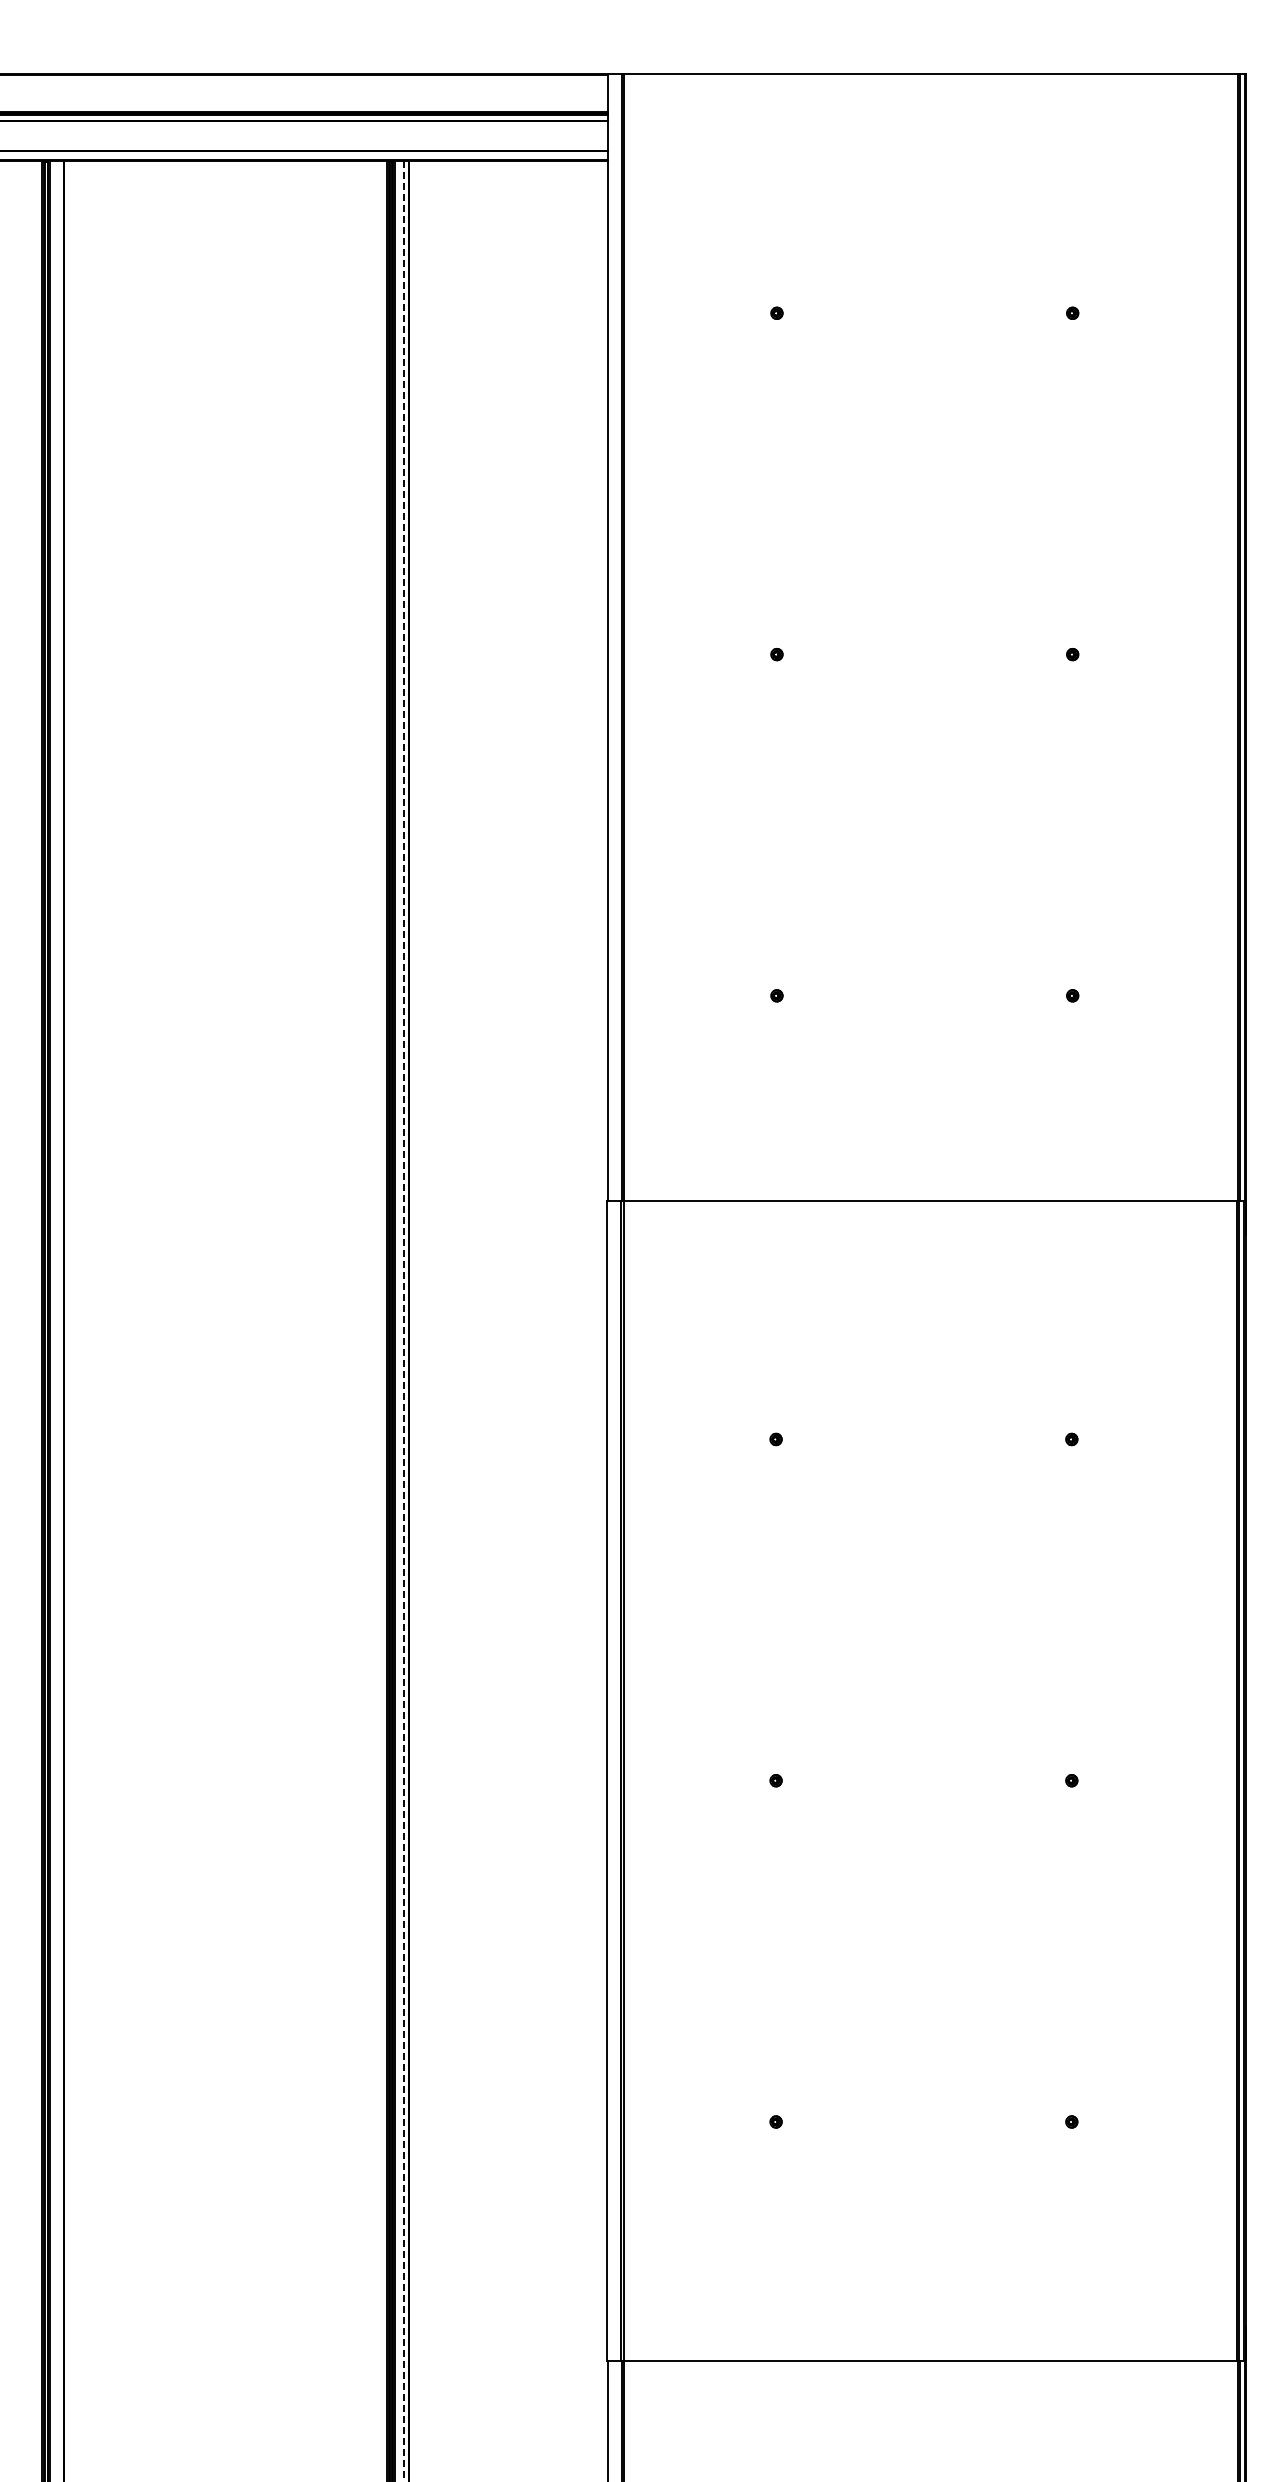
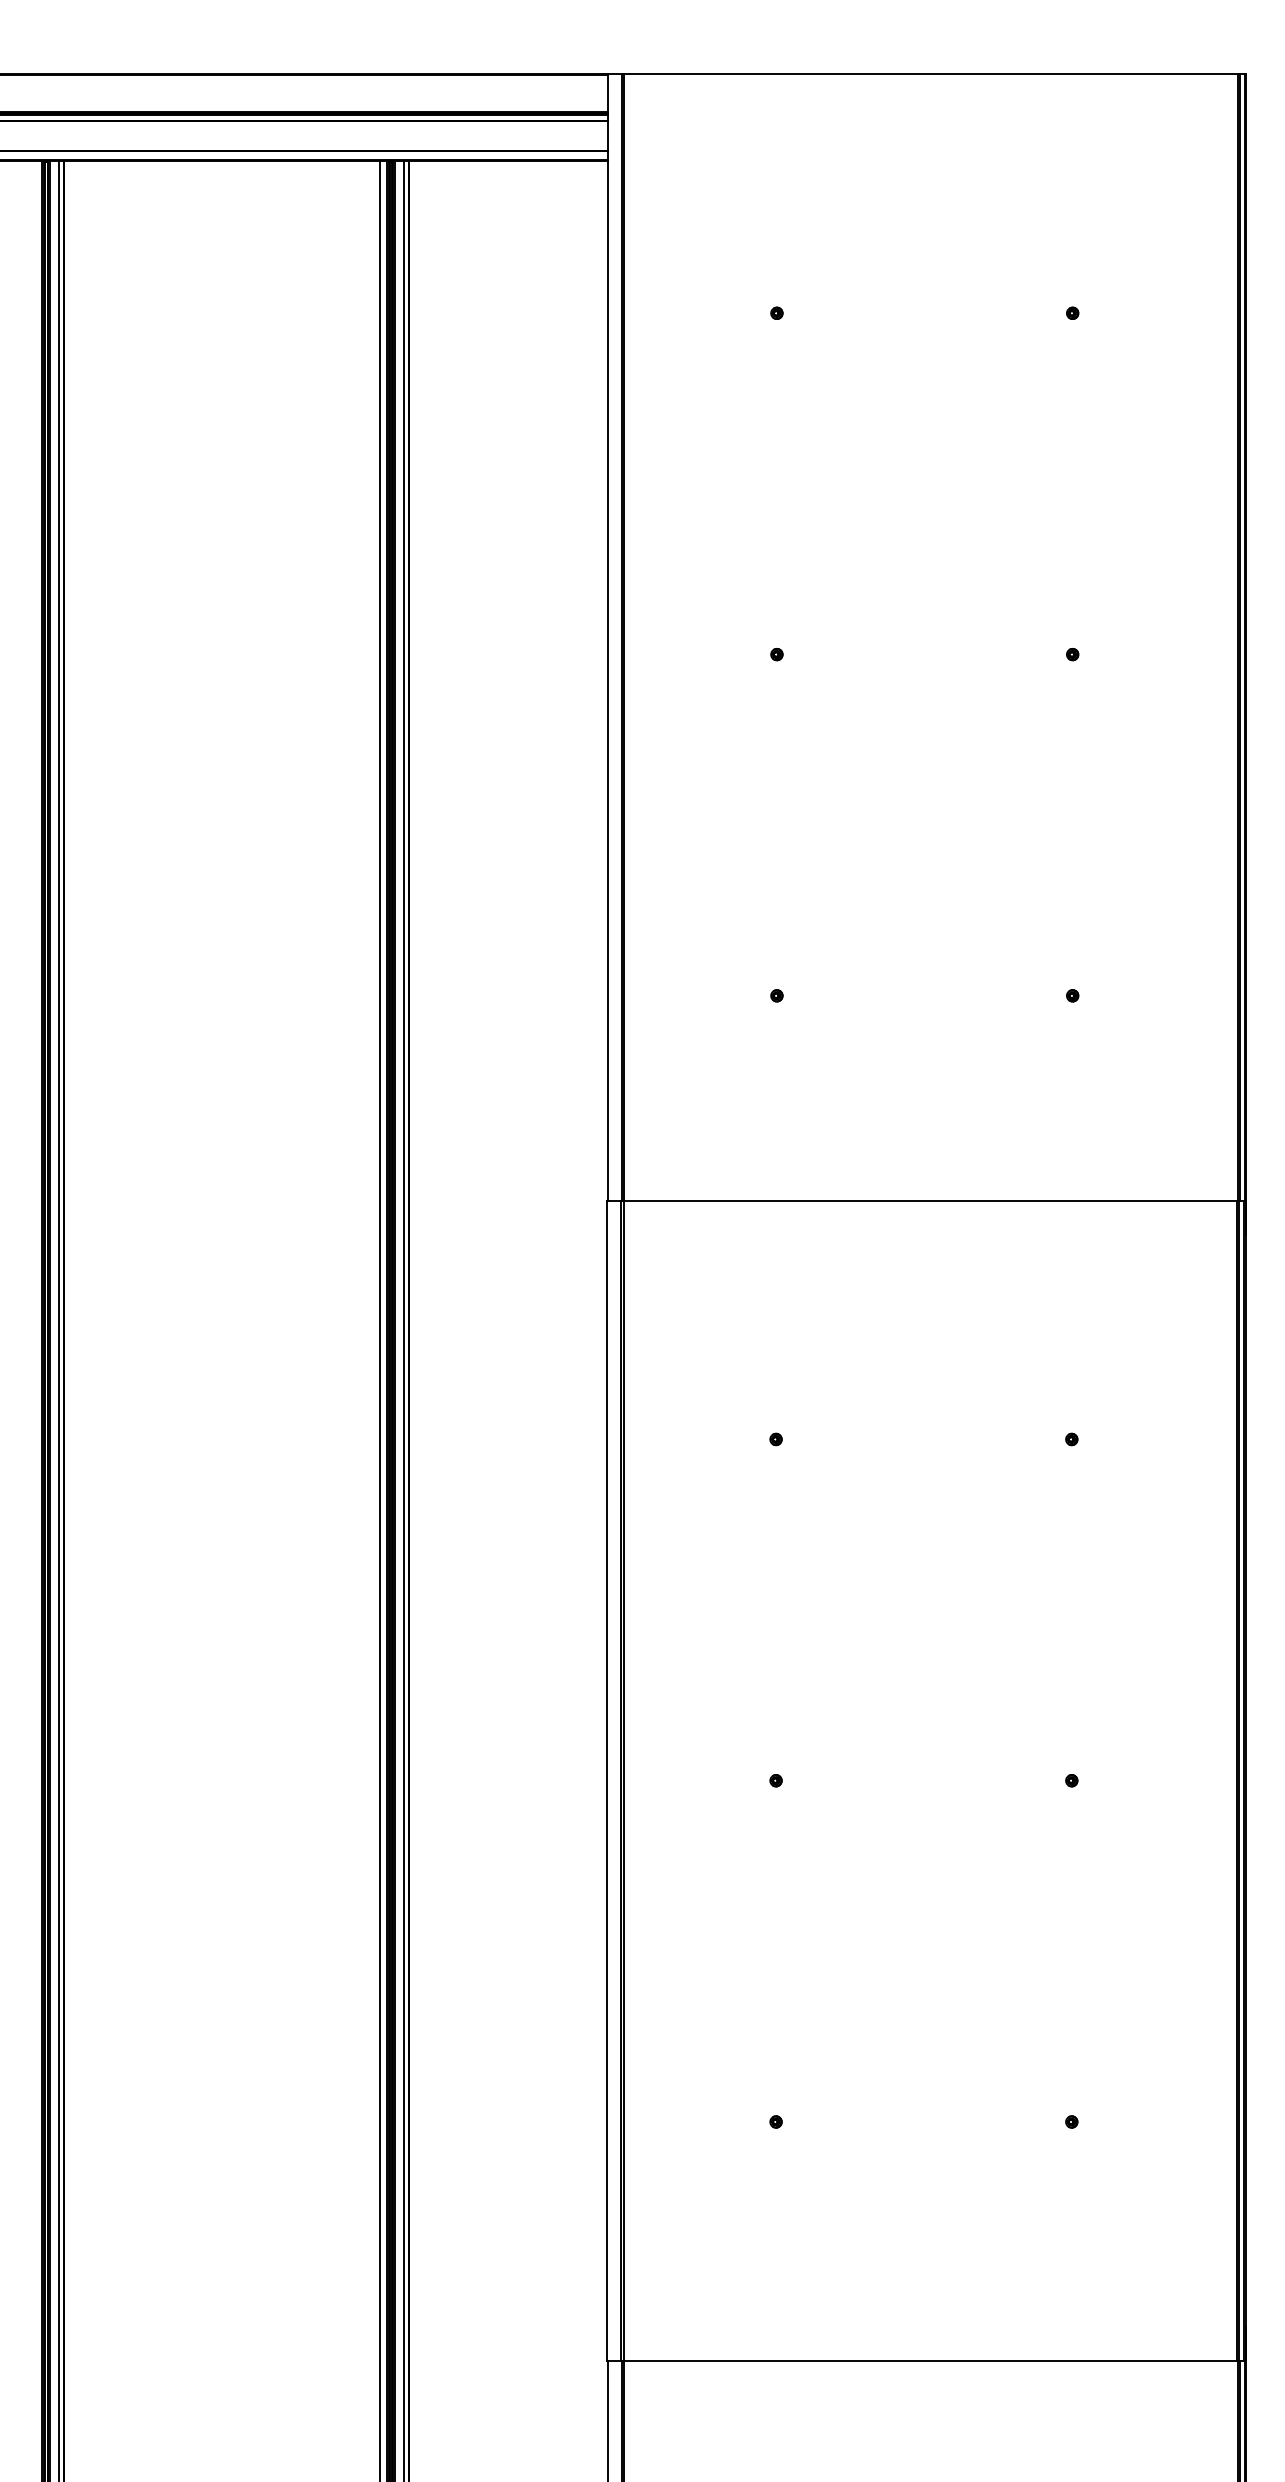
line: none -> present (59, 1319)
line: none -> present (379, 1319)
line: dashed -> solid (404, 1321)
